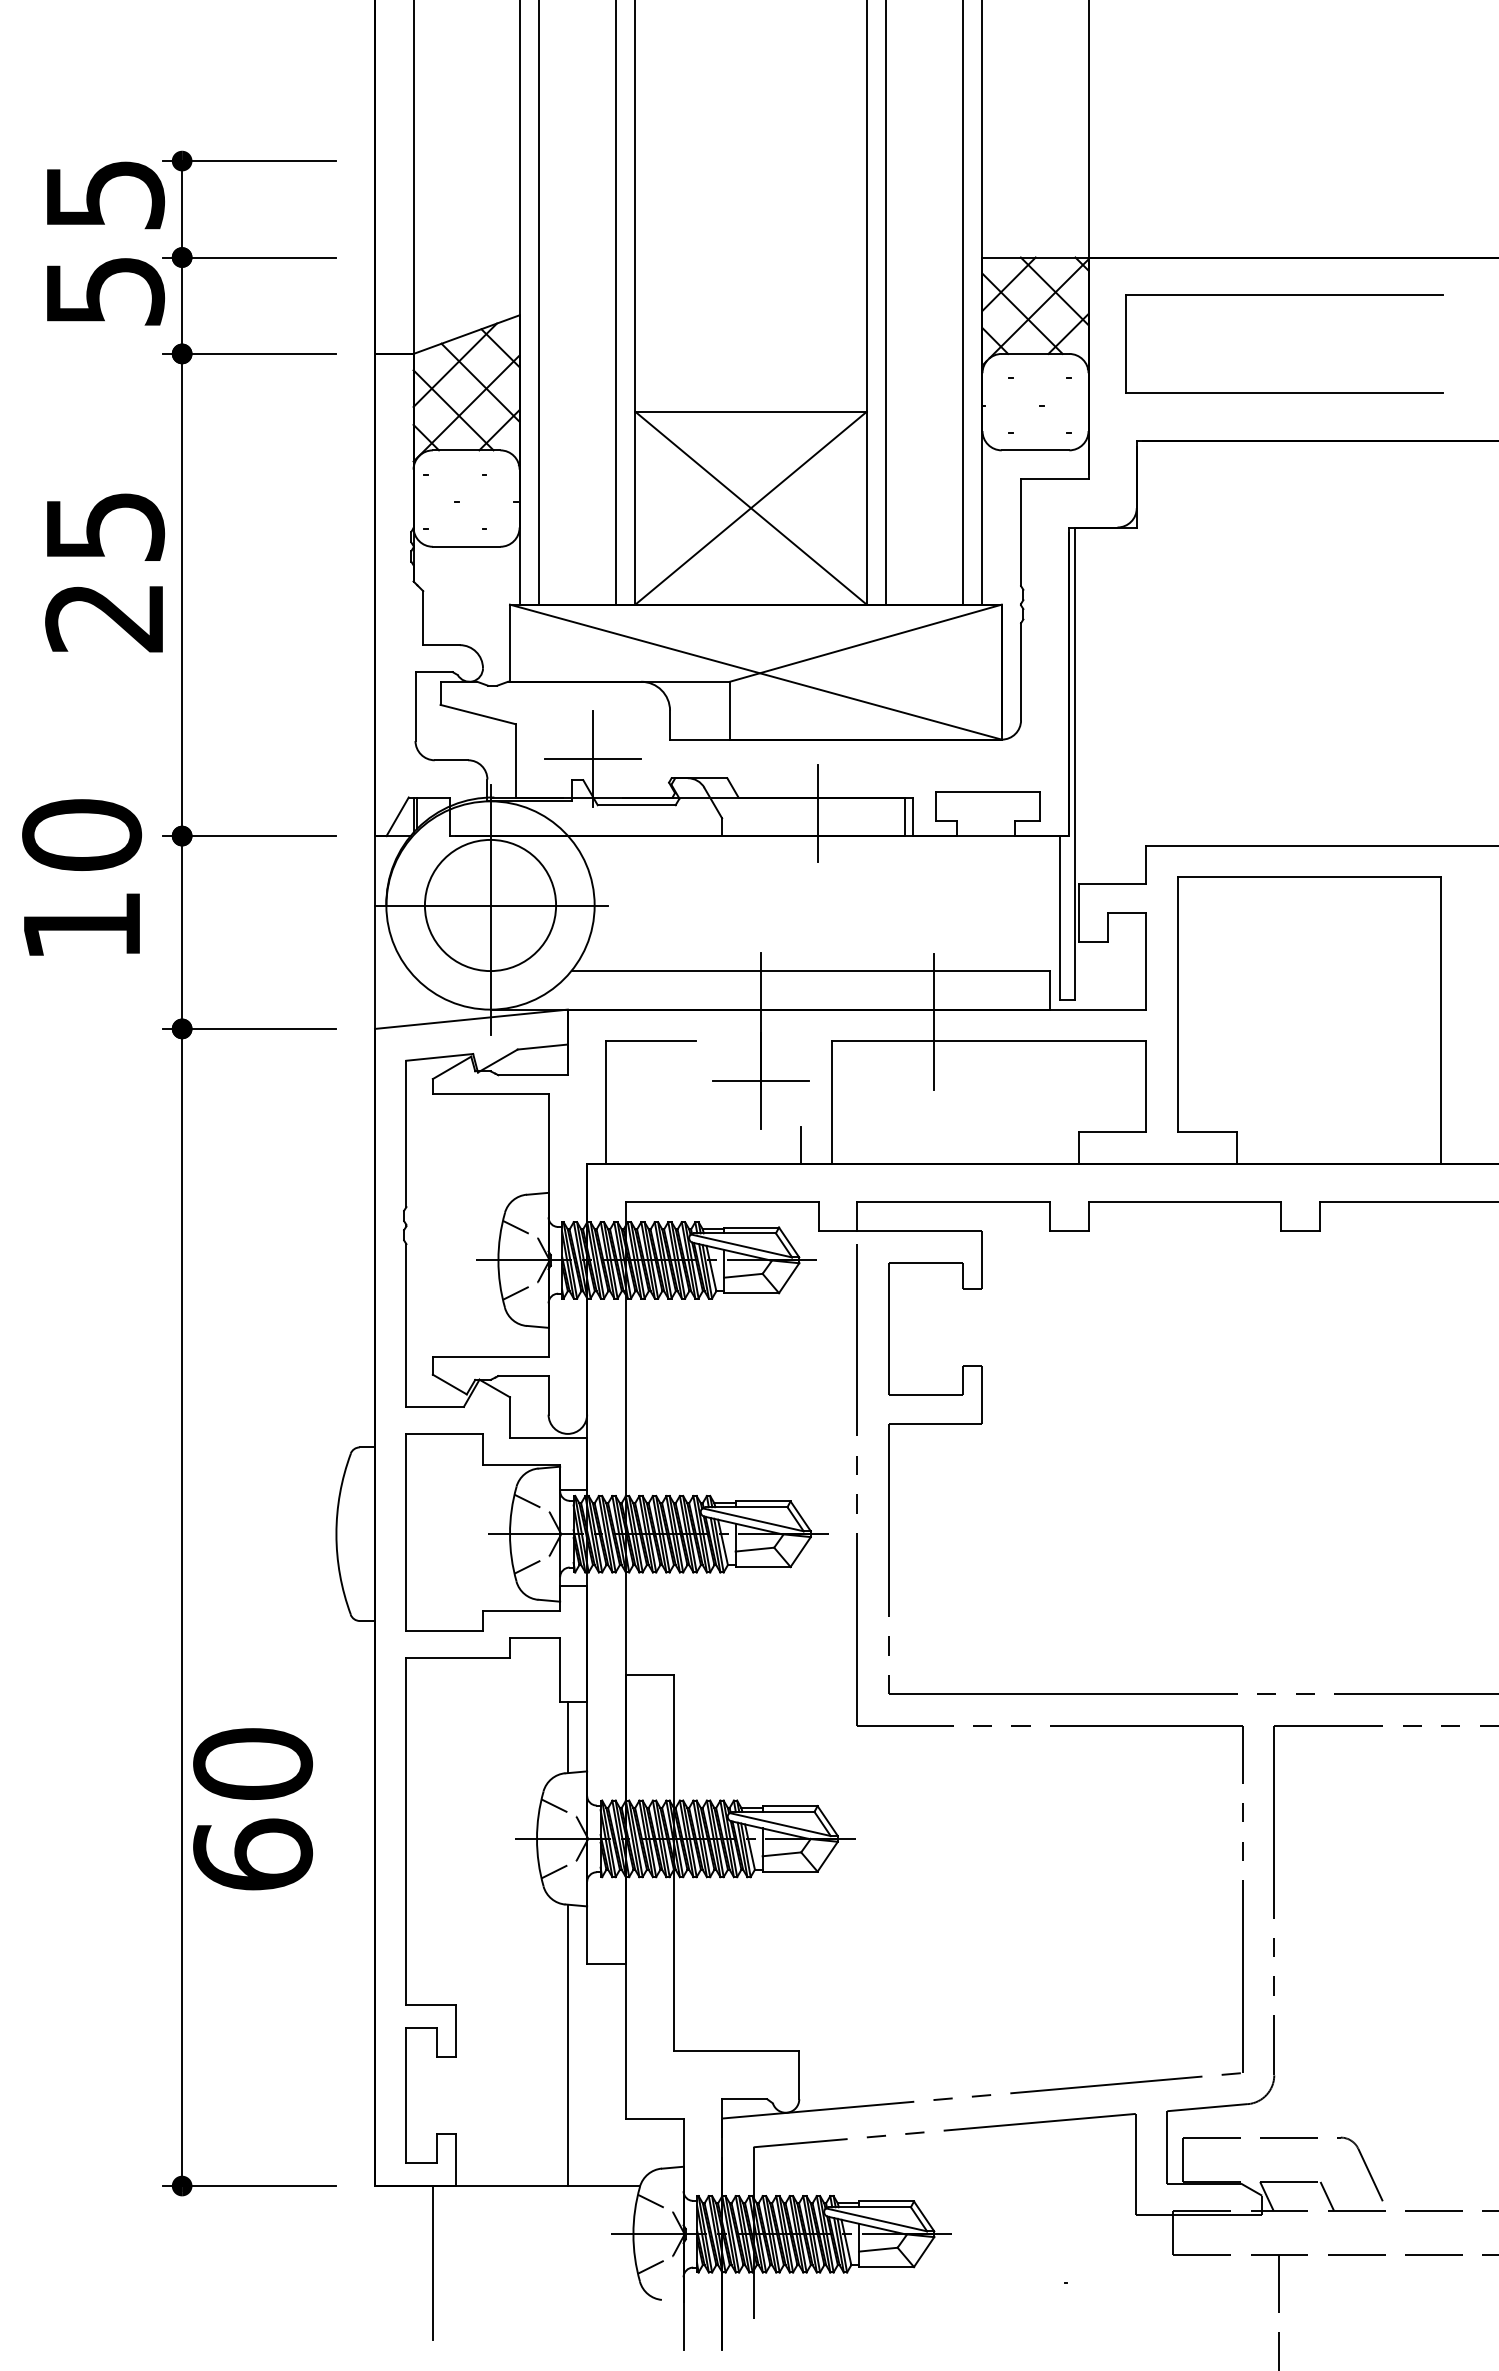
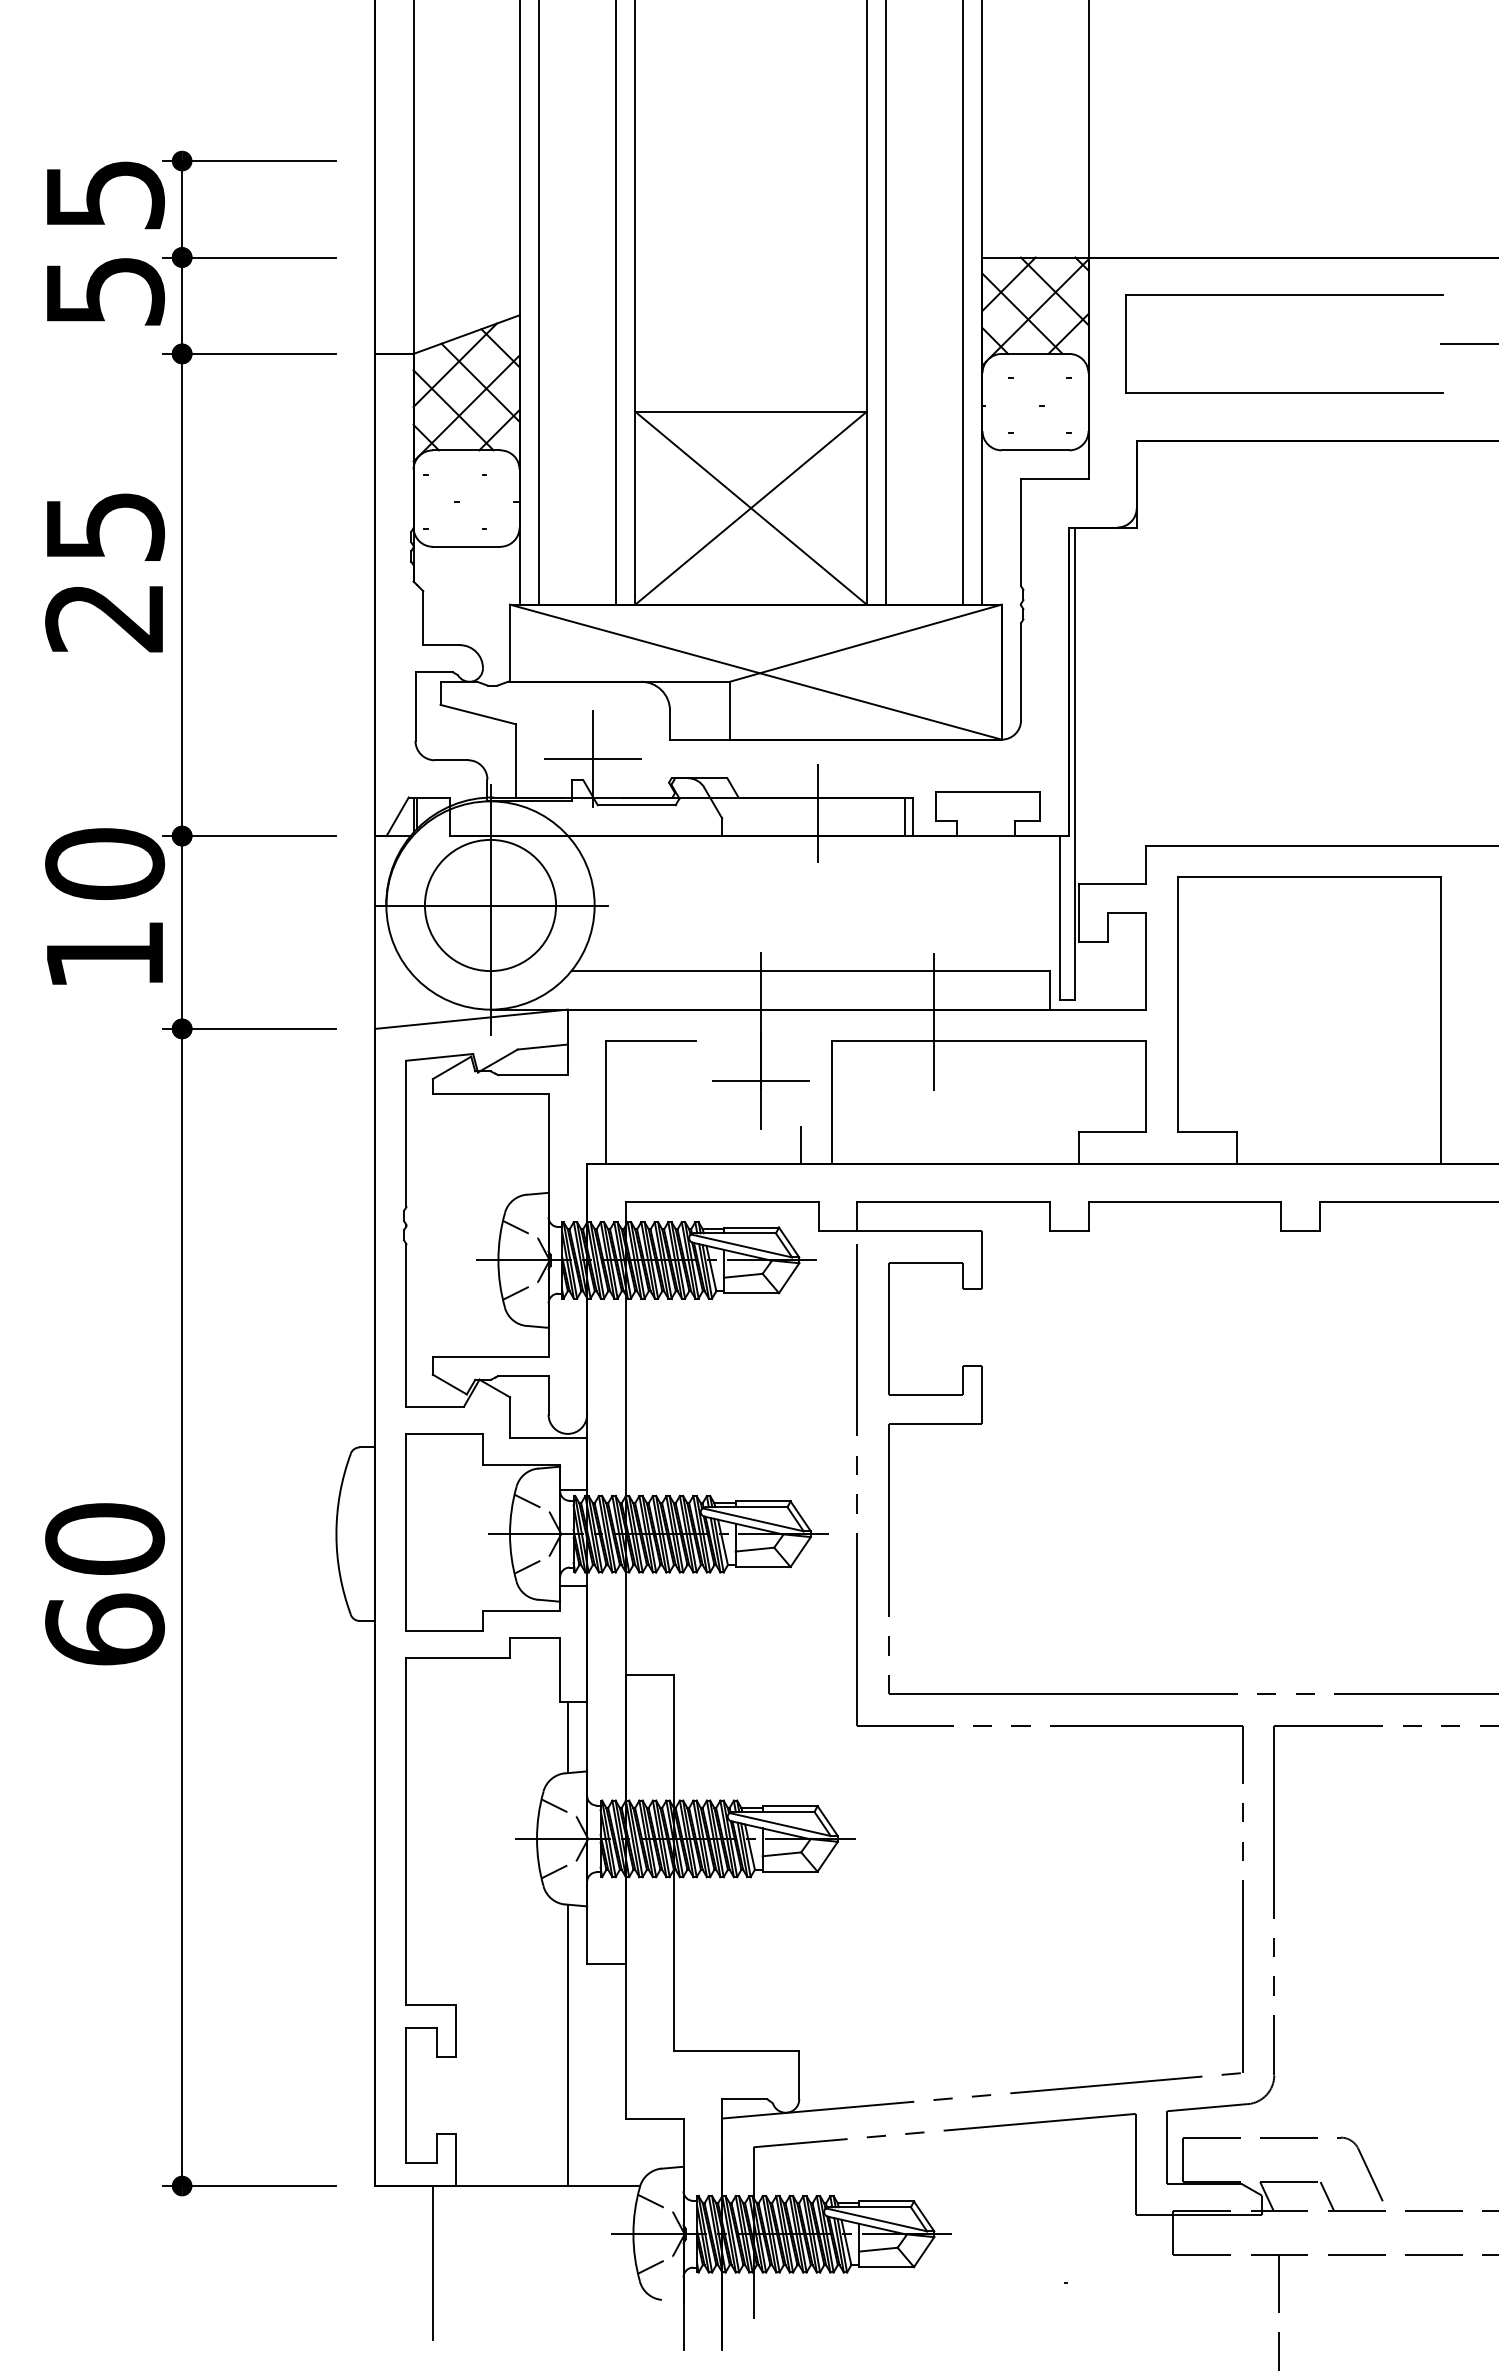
line: none -> present (1468, 344)
text position: (81, 877) -> (104, 906) (104, 906)
text position: (252, 1809) -> (104, 1584) (104, 1584)
